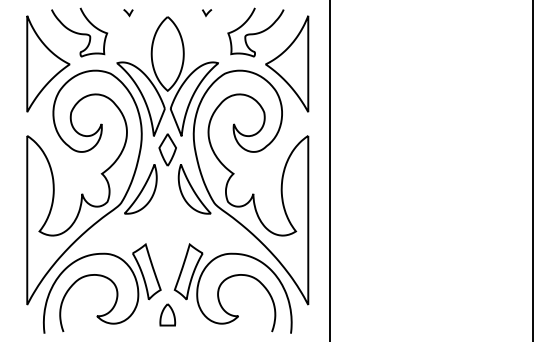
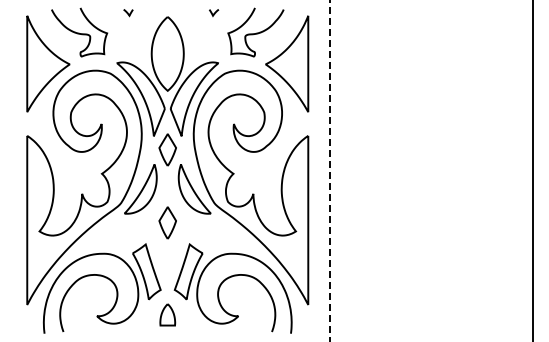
curve position: (207, 13) -> (214, 13) (214, 13)
line: solid -> dashed (329, 170)
part: none -> present (167, 222)
